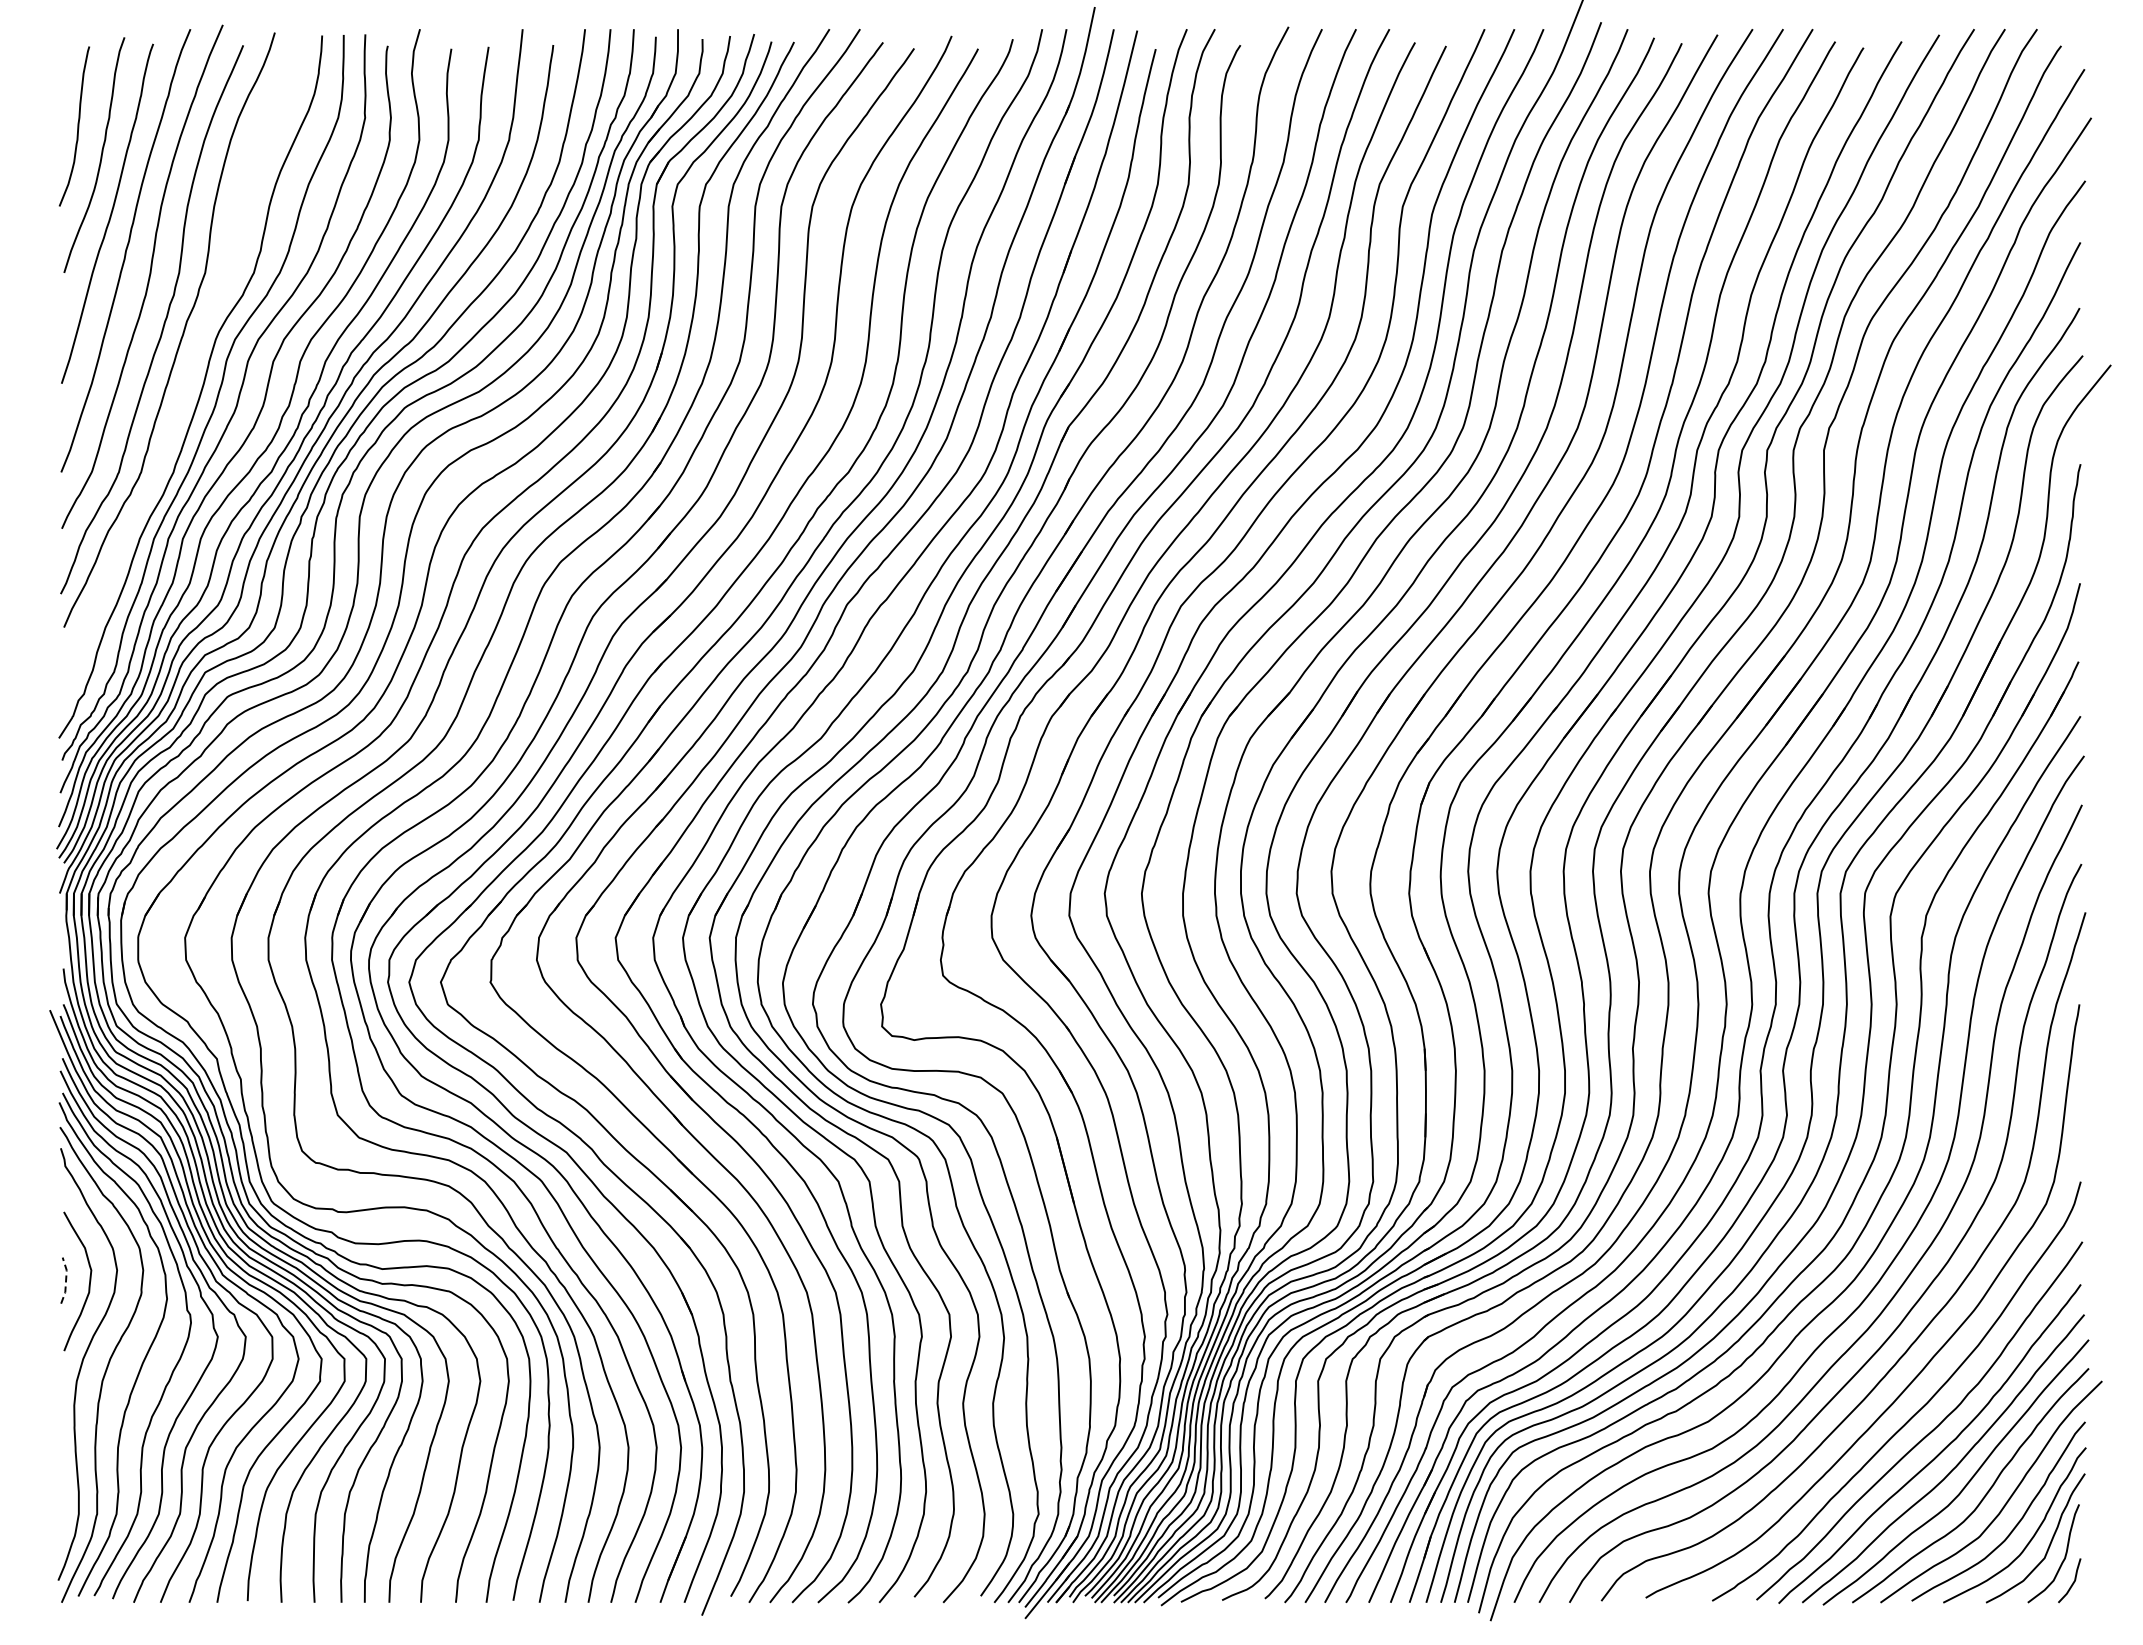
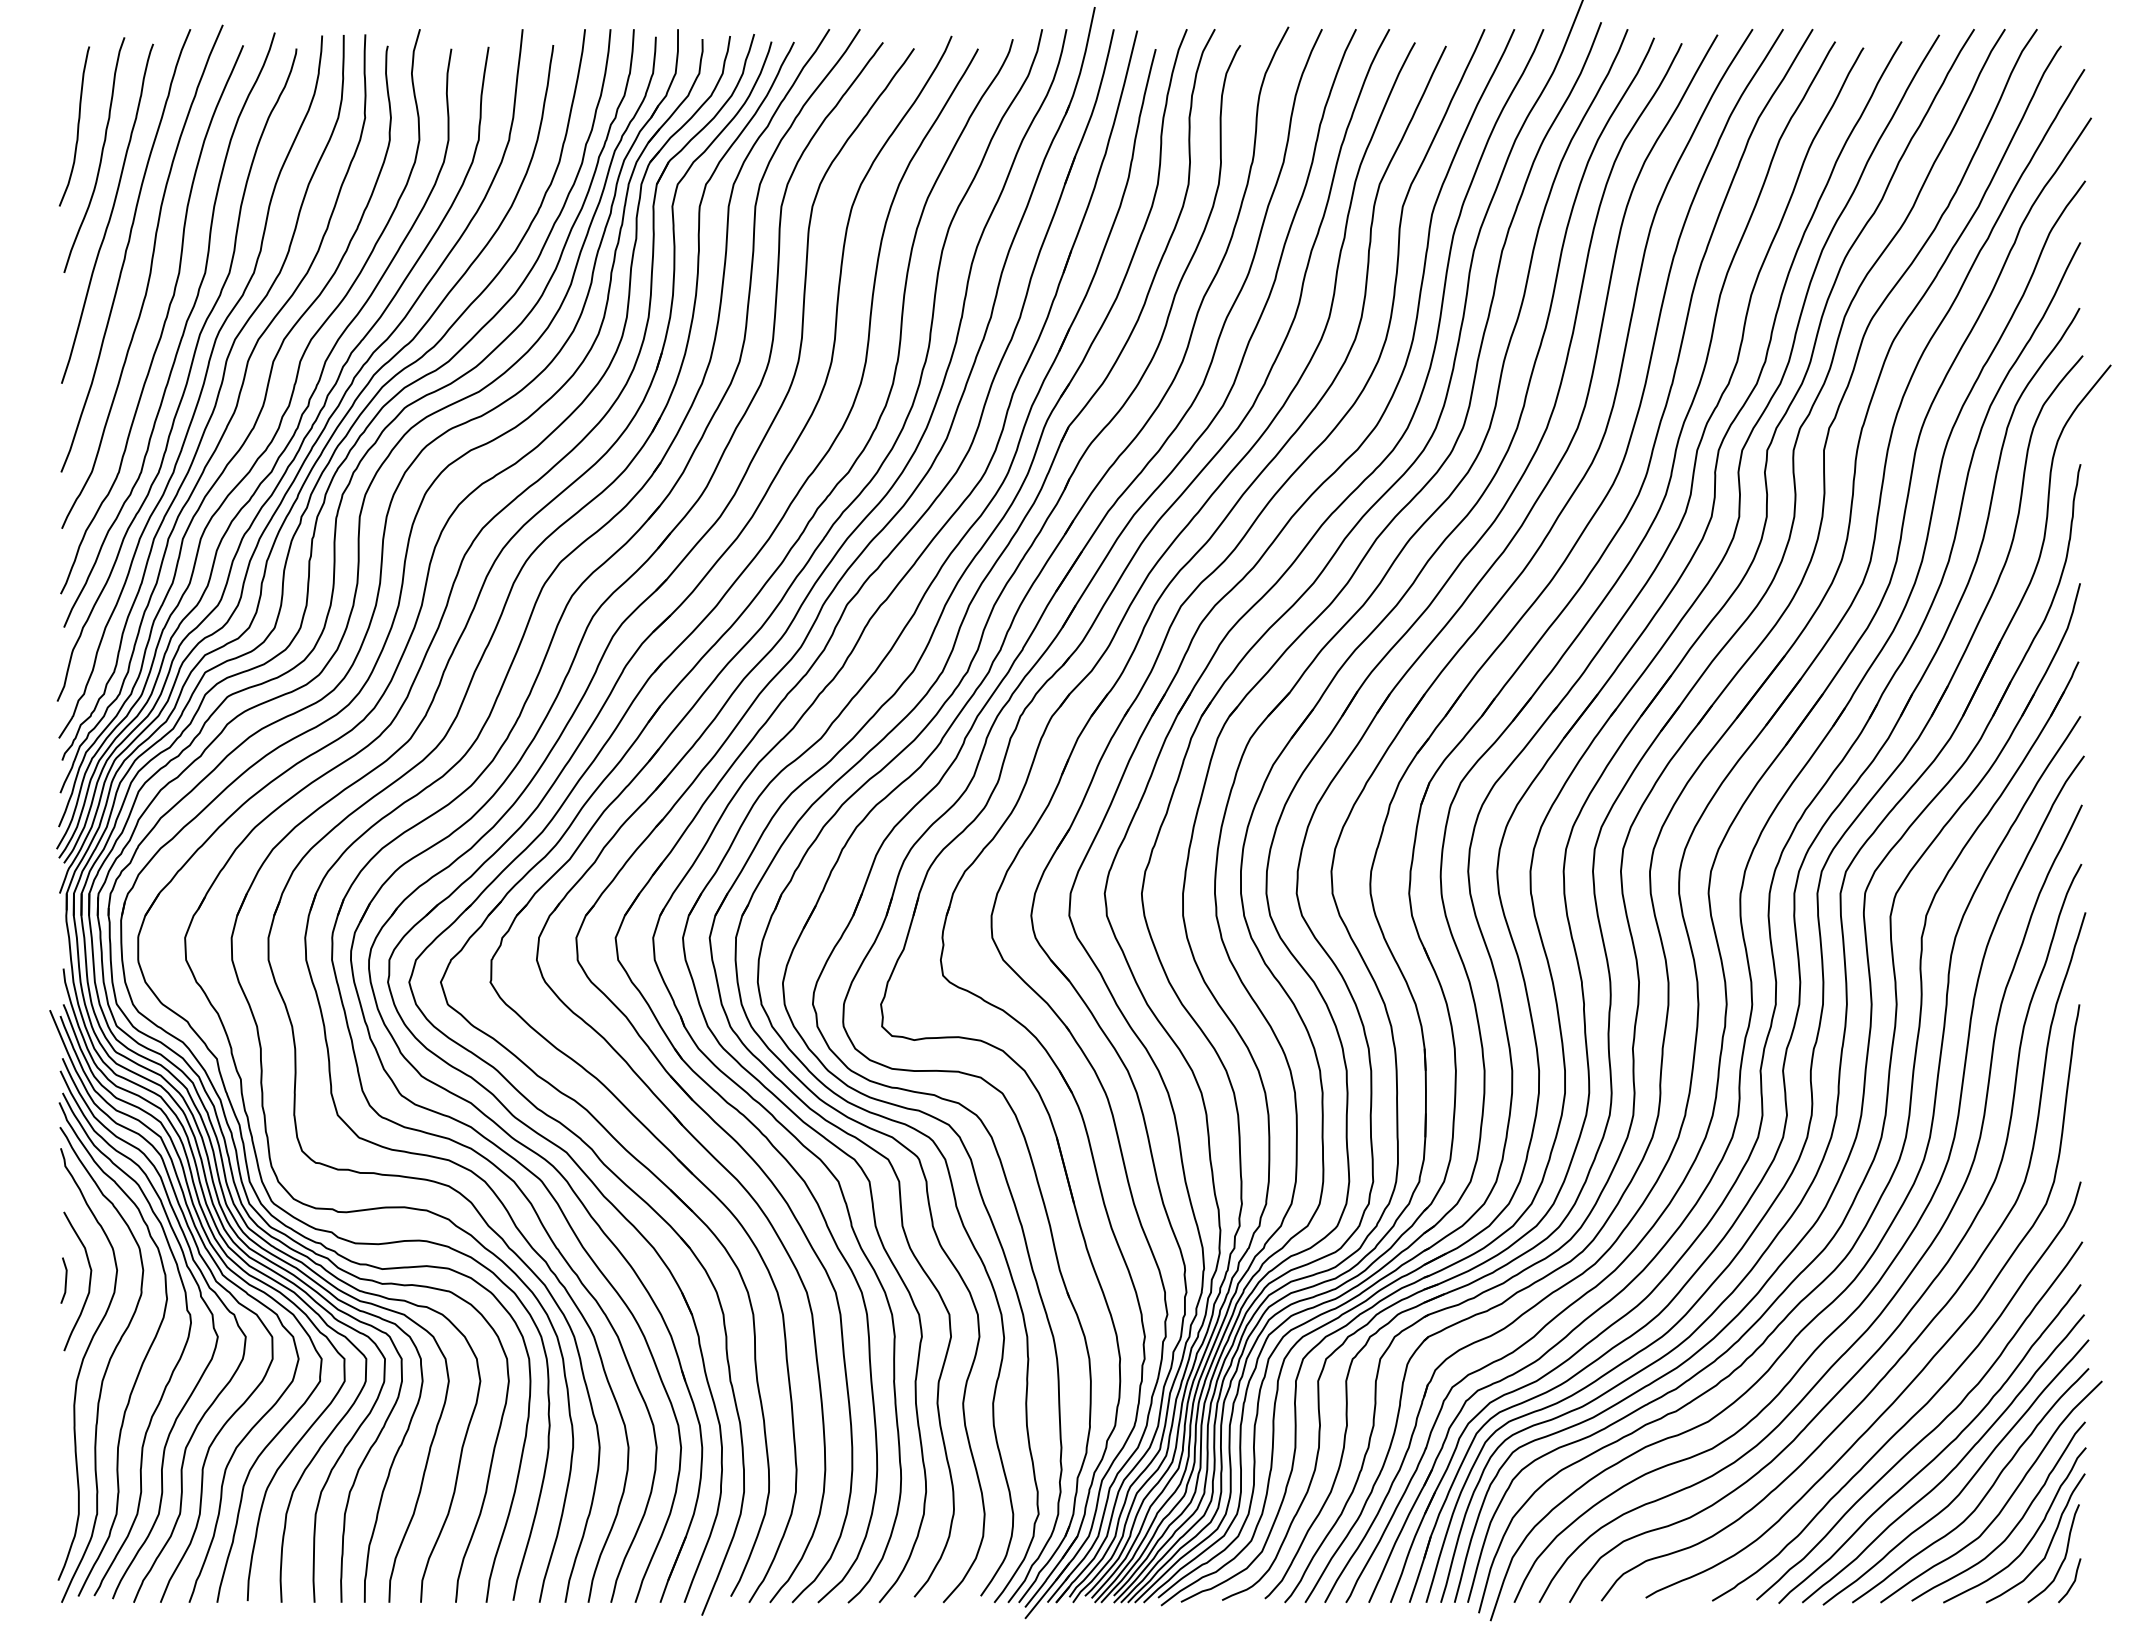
curve: none -> present (187, 376)
line: dashed -> solid (66, 1279)
